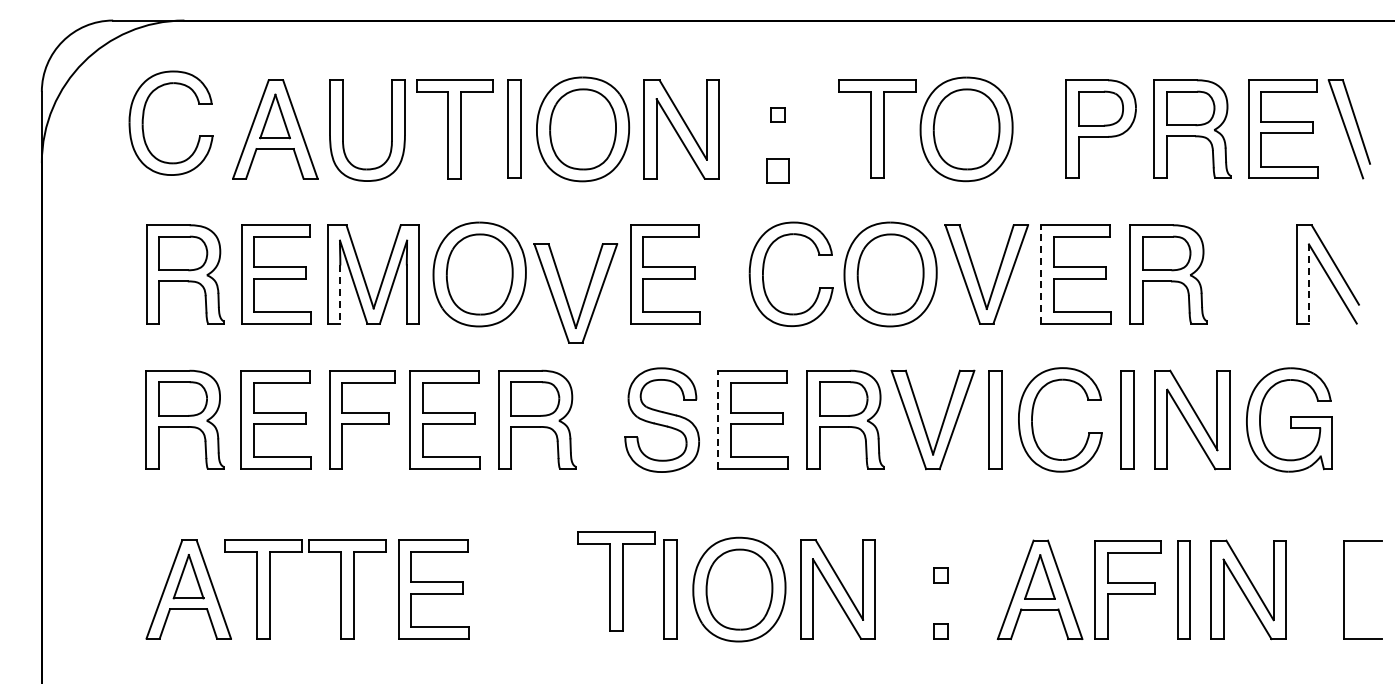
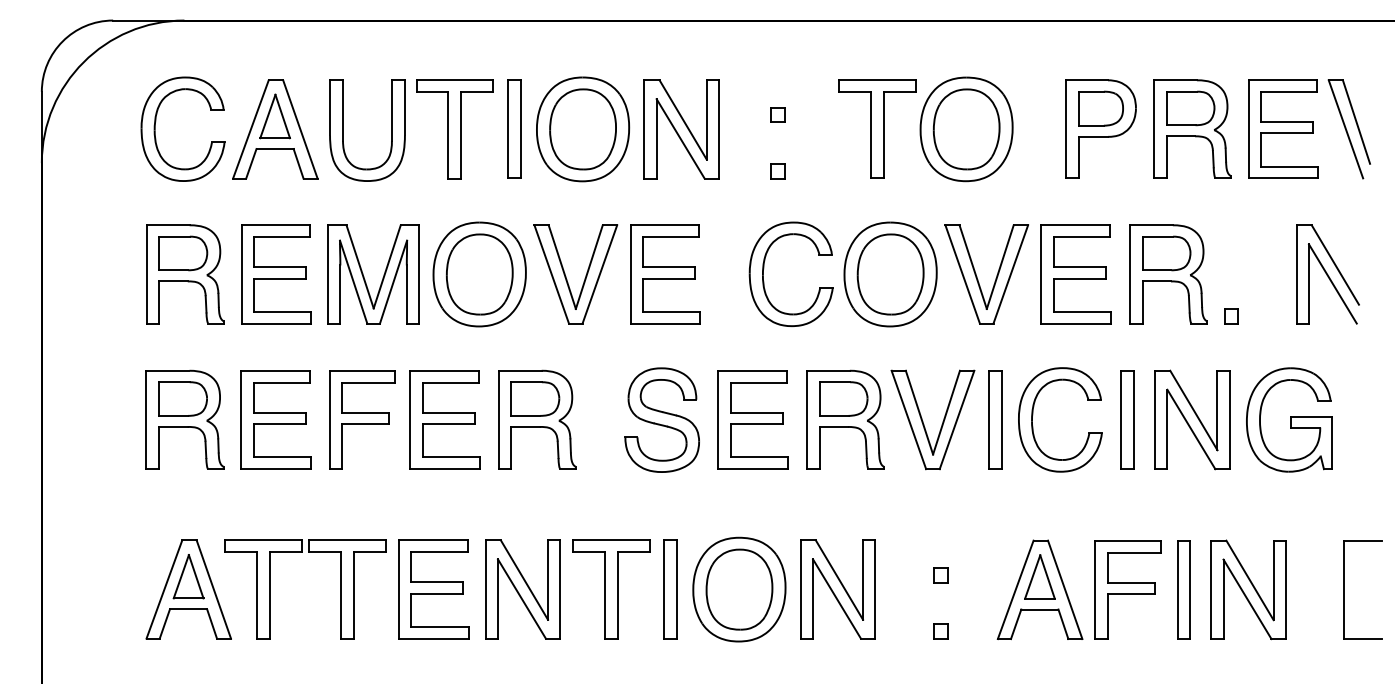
part position: (144, 115) -> (156, 121) (156, 121)
part size: 24x26 px -> 16x17 px (777, 171)
line: dashed -> solid (1041, 273)
line: dashed -> solid (1308, 283)
line: dashed -> solid (340, 295)
part position: (566, 295) -> (566, 276) (566, 276)
part: none -> present (1231, 316)
line: dashed -> solid (718, 419)
part position: (616, 581) -> (611, 589) (611, 589)
part: none -> present (522, 589)
